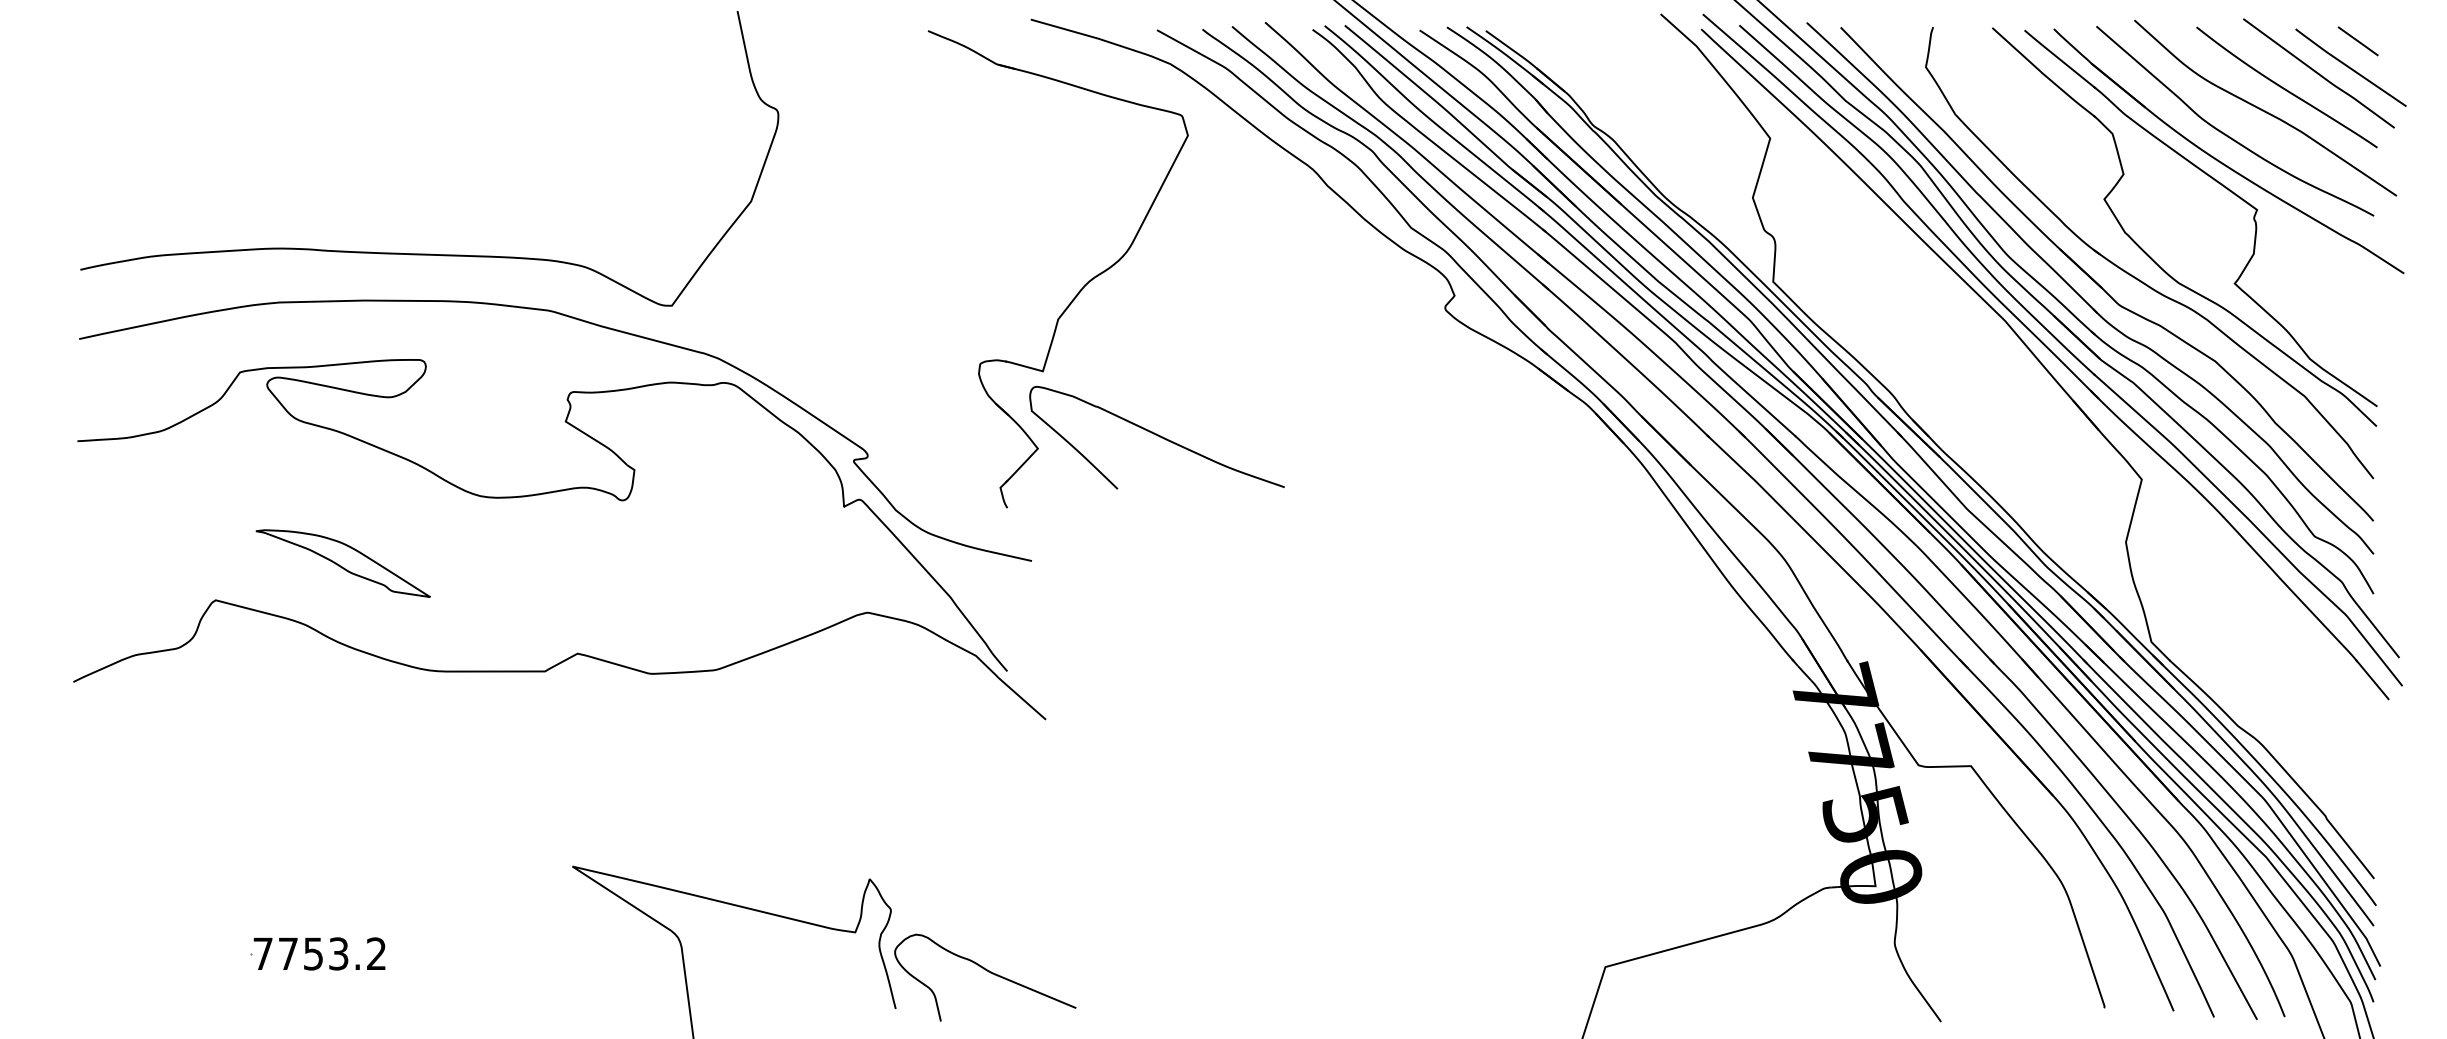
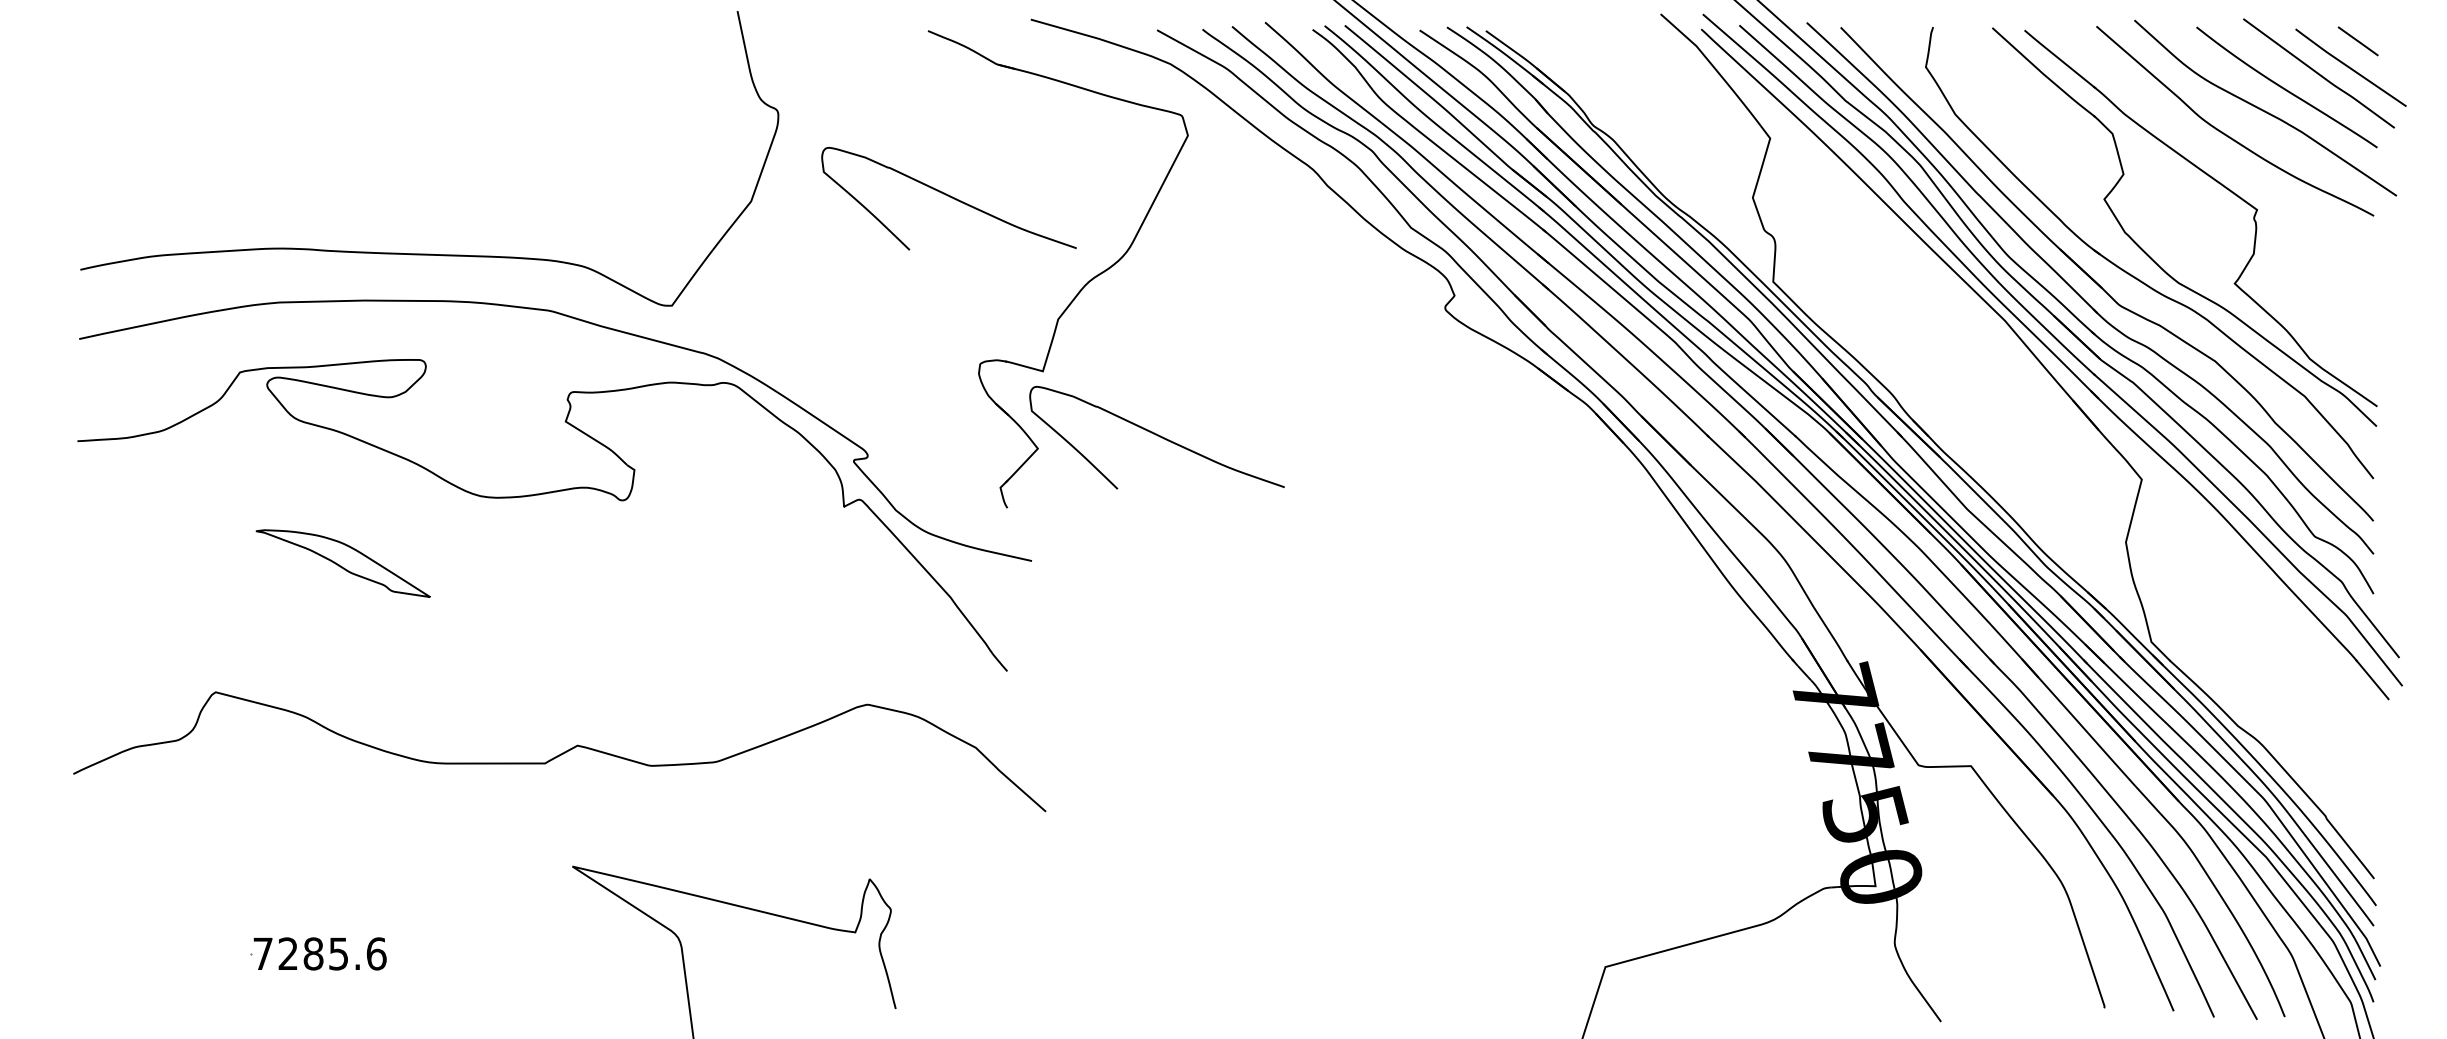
part: present -> none (2221, 161)
curve: none -> present (949, 197)
curve position: (560, 661) -> (560, 753) (560, 753)
text: 7753.2 -> 7285.6 (332, 953)
curve: present -> none (988, 972)
